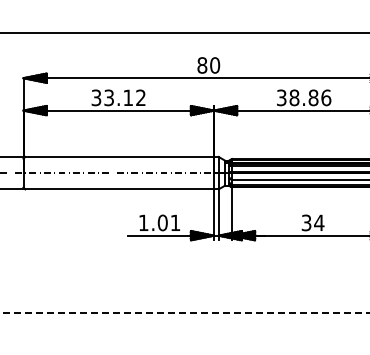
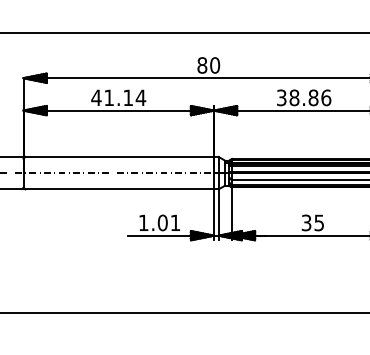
text: 33.12 -> 41.14 (118, 97)
text: 34 -> 35 (319, 222)
line: dashed -> solid (184, 313)
